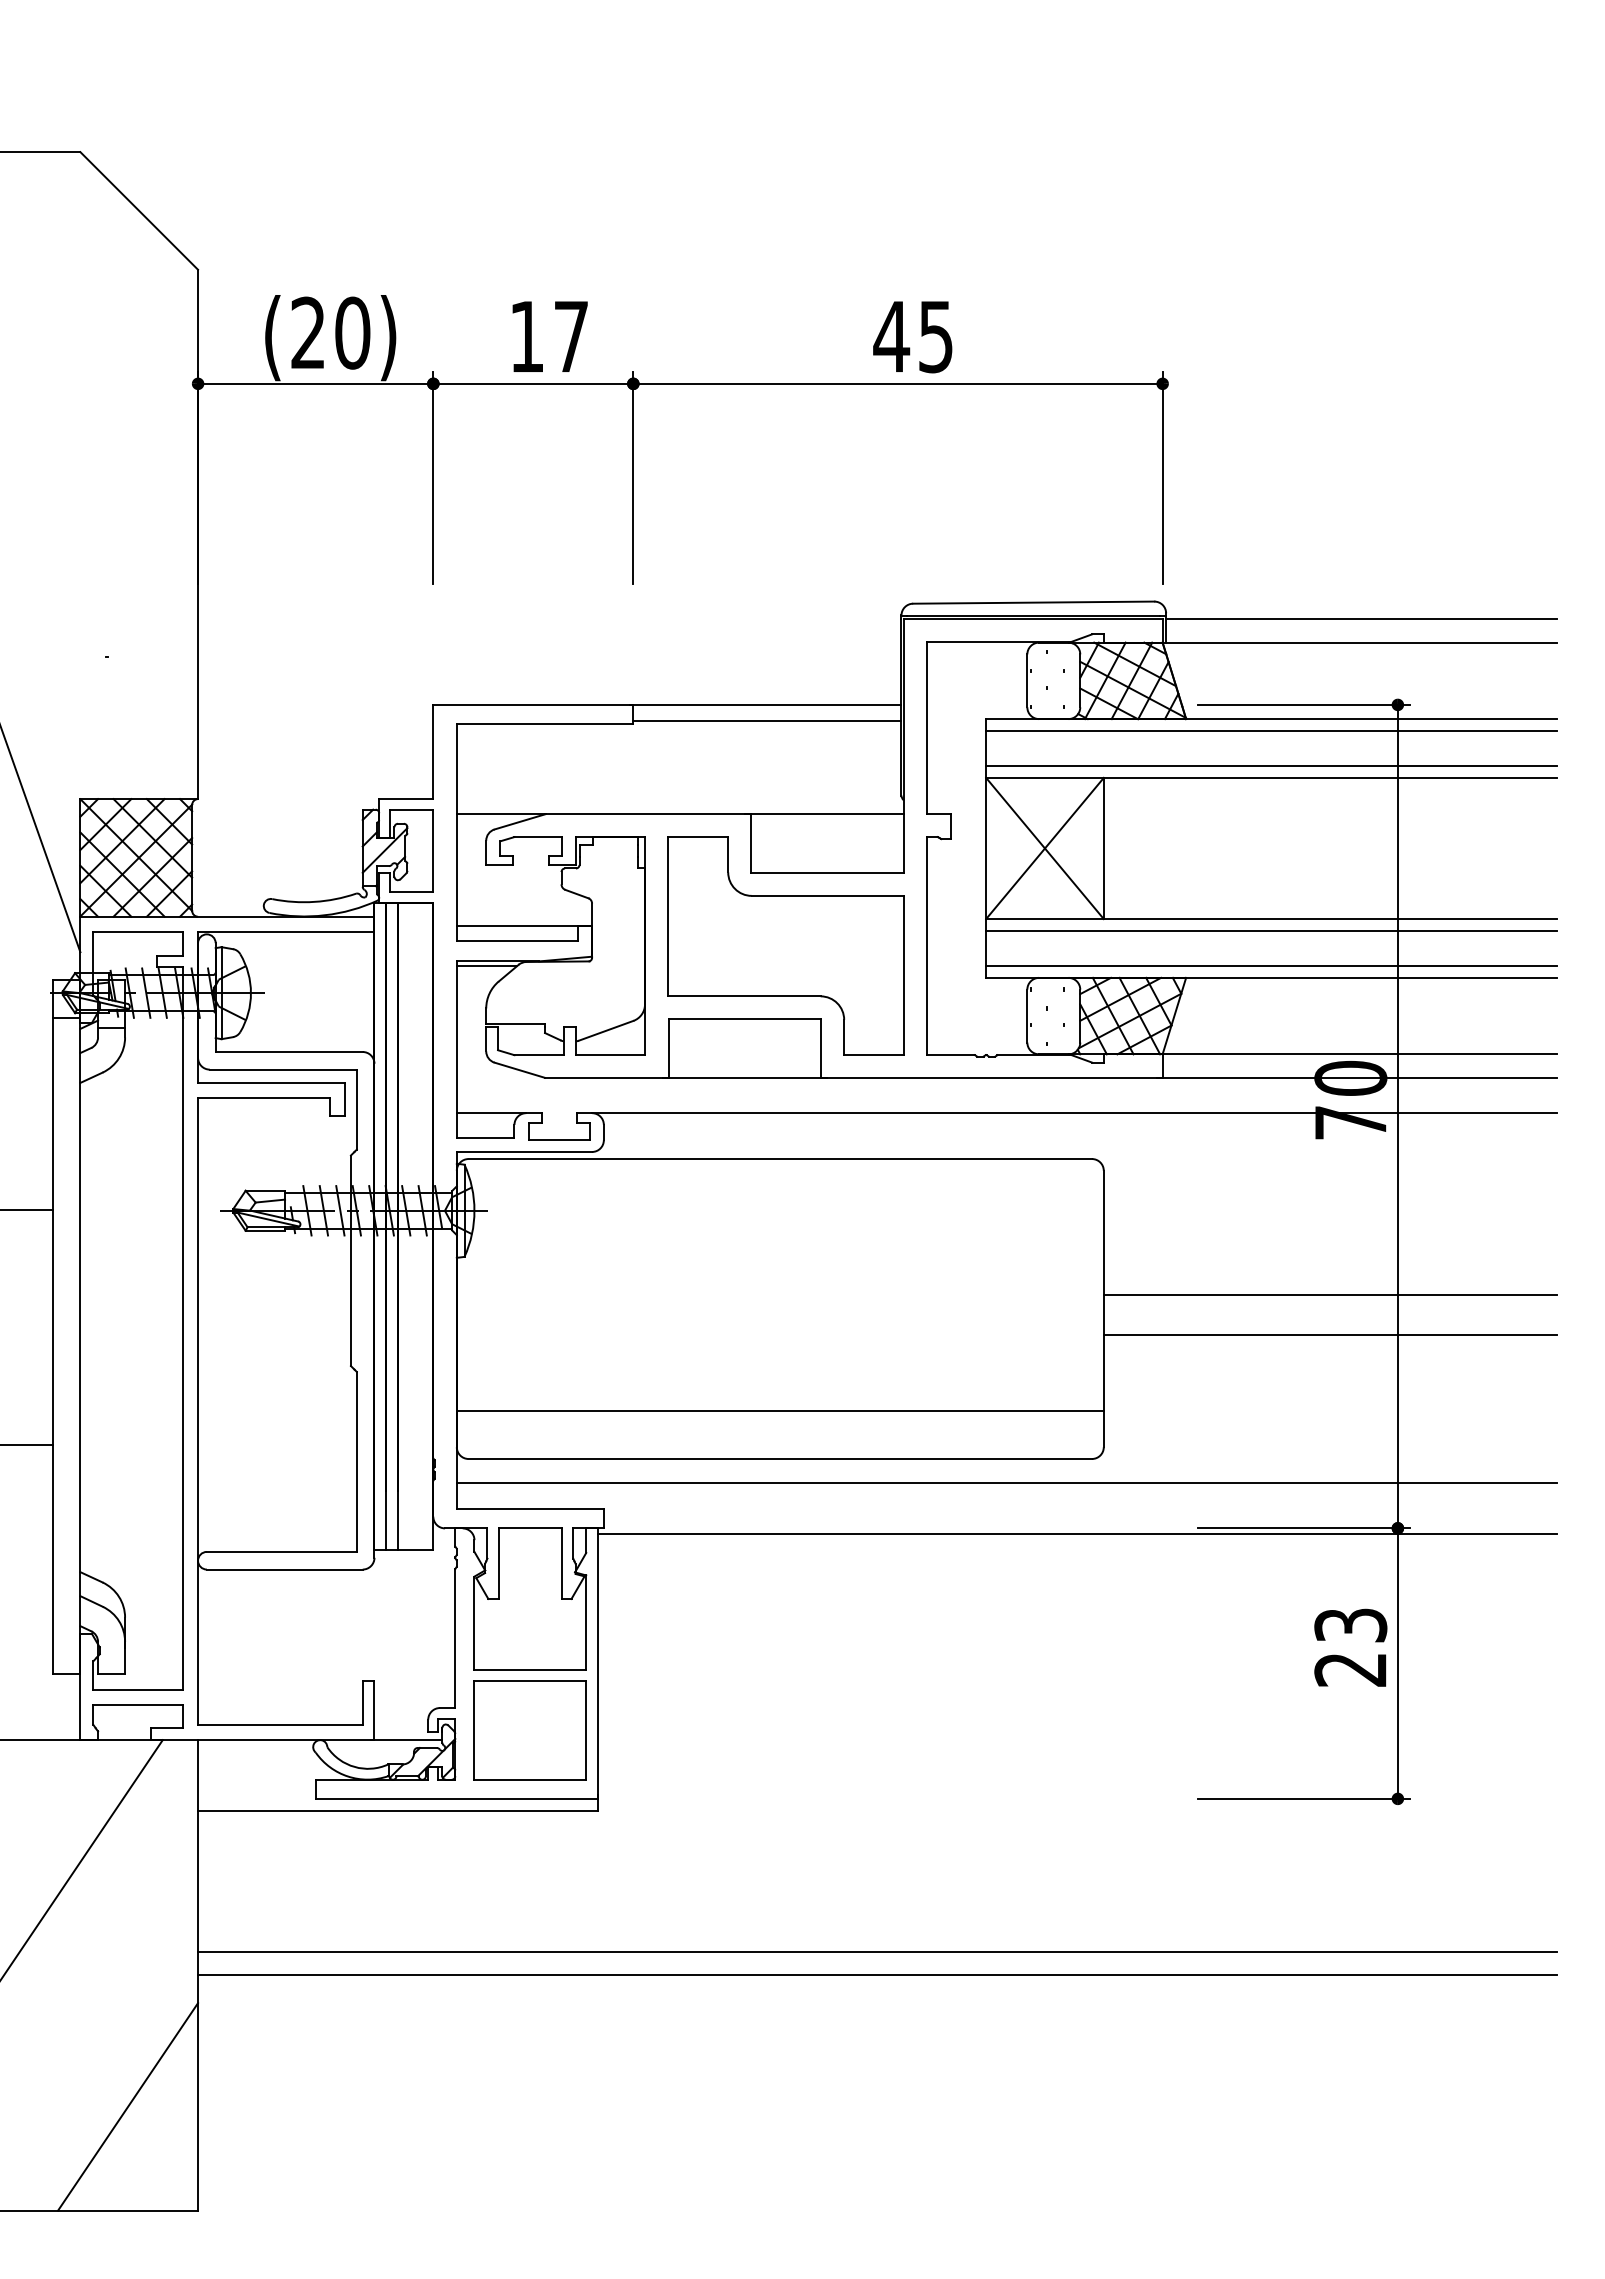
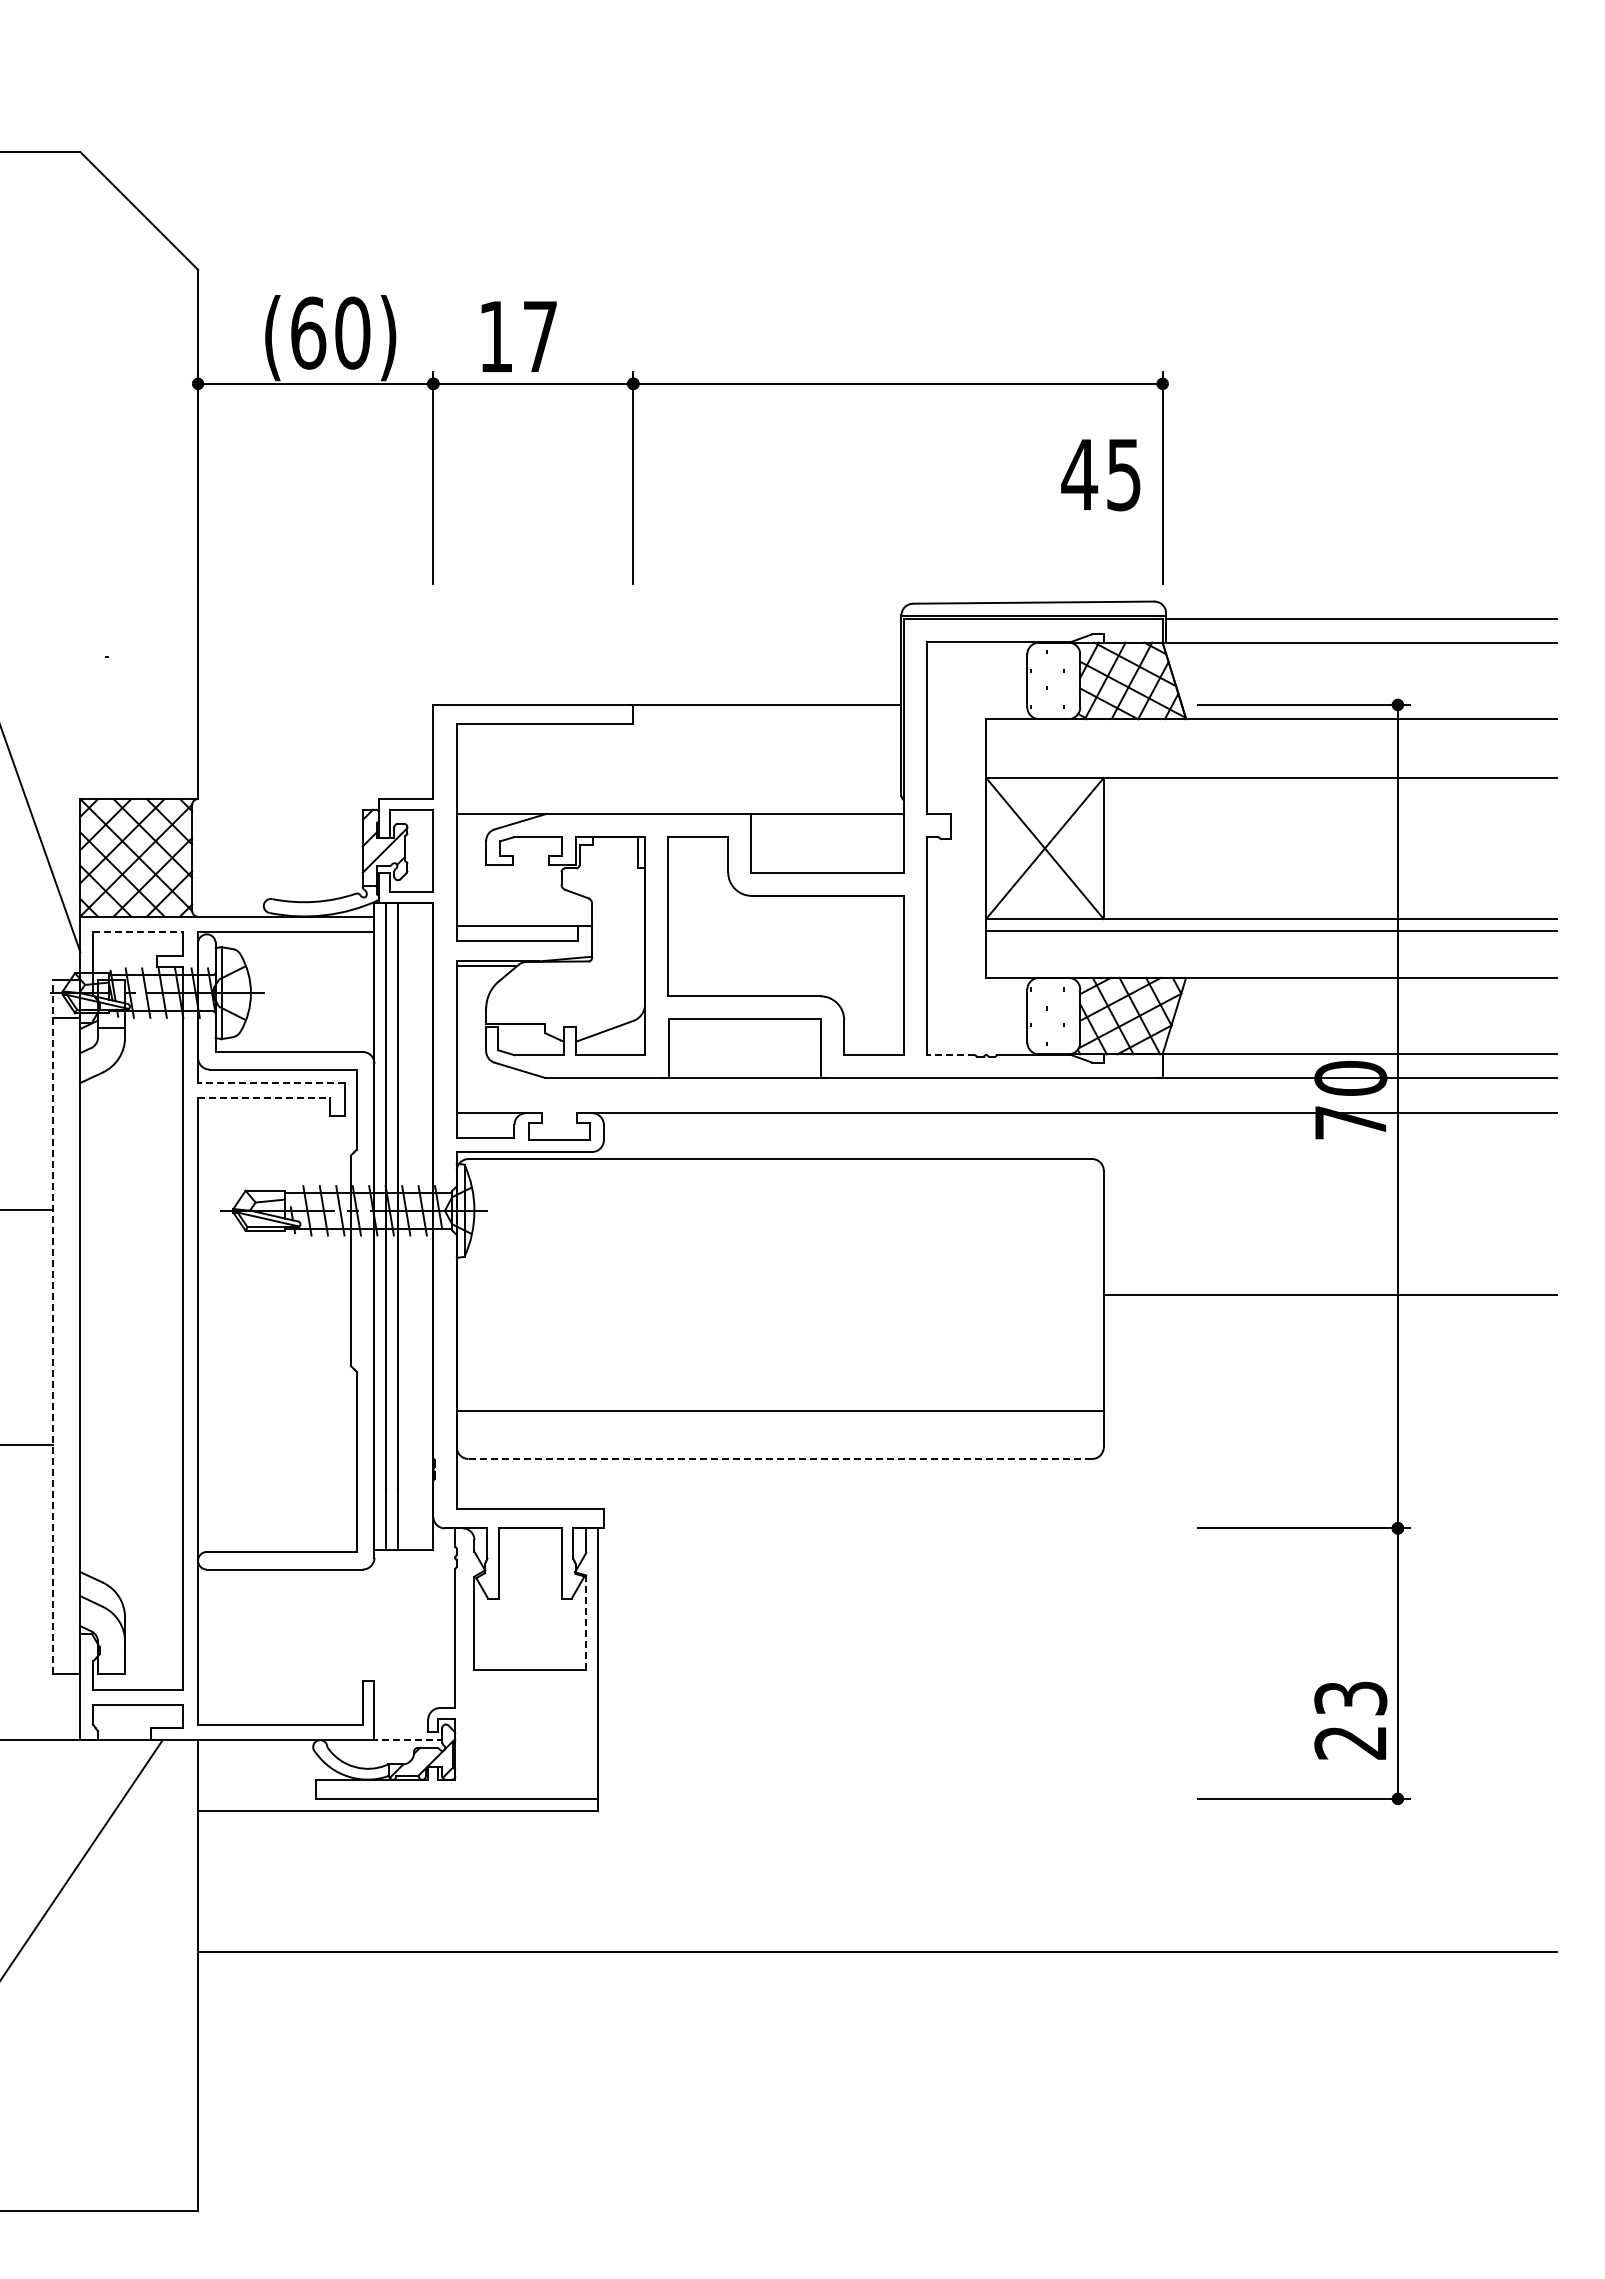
text: (20) -> (60) (308, 332)
text position: (549, 336) -> (518, 336) (518, 336)
text position: (912, 337) -> (1100, 475) (1100, 475)
line: present -> none (767, 721)
line: present -> none (1271, 730)
line: present -> none (1271, 766)
line: solid -> dashed (138, 932)
line: present -> none (1271, 966)
line: solid -> dashed (951, 1055)
line: solid -> dashed (271, 1082)
line: solid -> dashed (263, 1097)
line: solid -> dashed (53, 1326)
line: present -> none (1329, 1335)
line: solid -> dashed (780, 1459)
line: present -> none (1006, 1482)
line: present -> none (1076, 1534)
line: solid -> dashed (586, 1623)
text position: (1350, 1647) -> (1350, 1720) (1350, 1720)
part: present -> none (529, 1730)
line: solid -> dashed (406, 1740)
line: present -> none (877, 1975)
line: present -> none (128, 2106)
